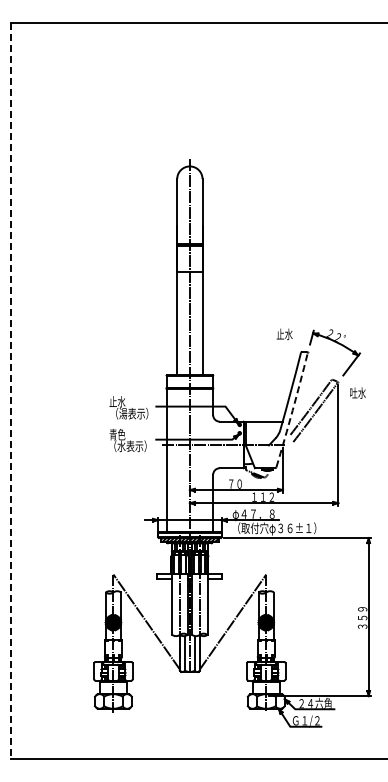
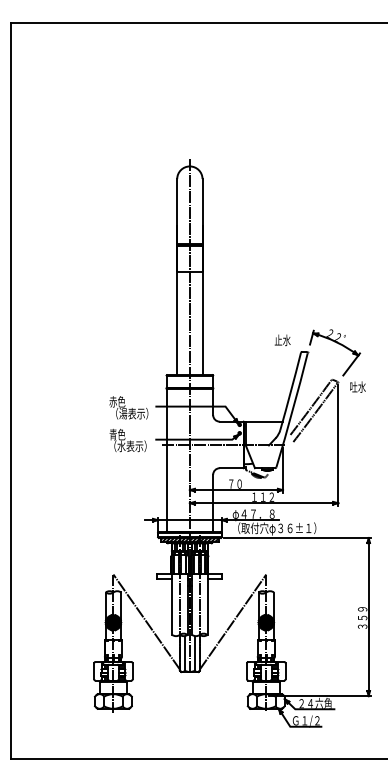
text position: (284, 334) -> (282, 340) (282, 340)
line: dashed -> solid (11, 391)
text position: (357, 392) -> (357, 386) (357, 386)
text: 止水 -> 赤色 (117, 401)
arc: dashed -> solid (292, 410)
